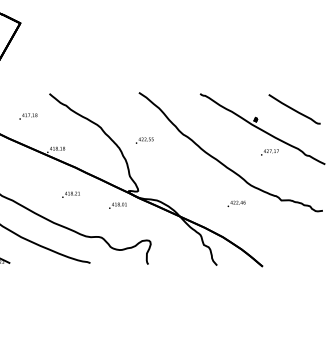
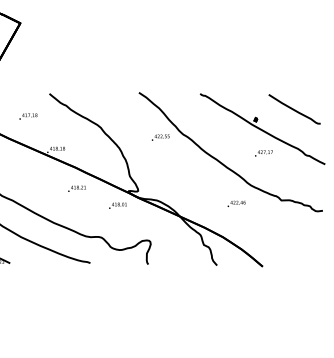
text position: (144, 140) -> (160, 137) (160, 137)
text position: (269, 152) -> (263, 153) (263, 153)
text position: (70, 194) -> (76, 188) (76, 188)
